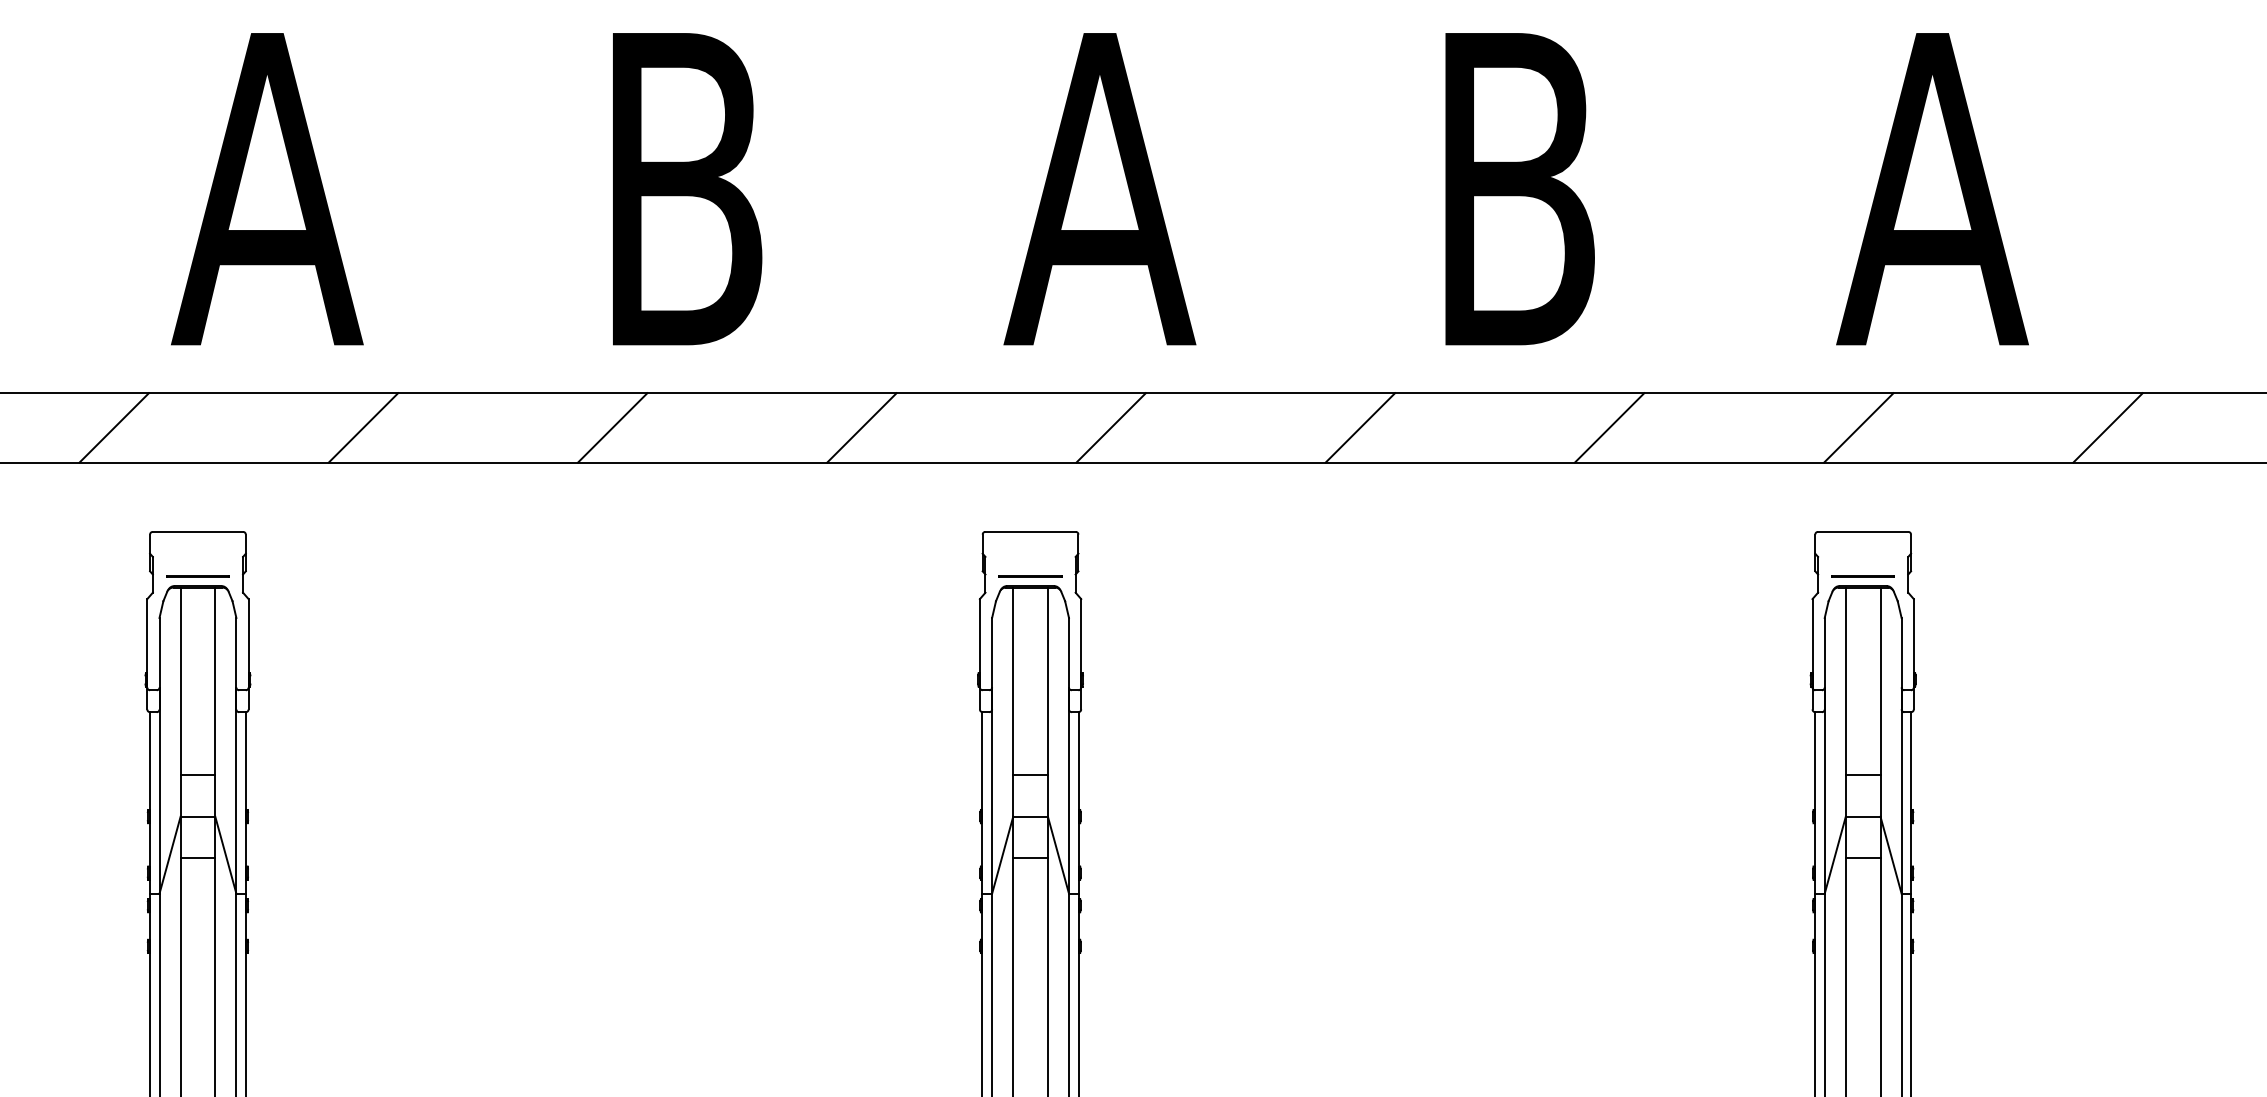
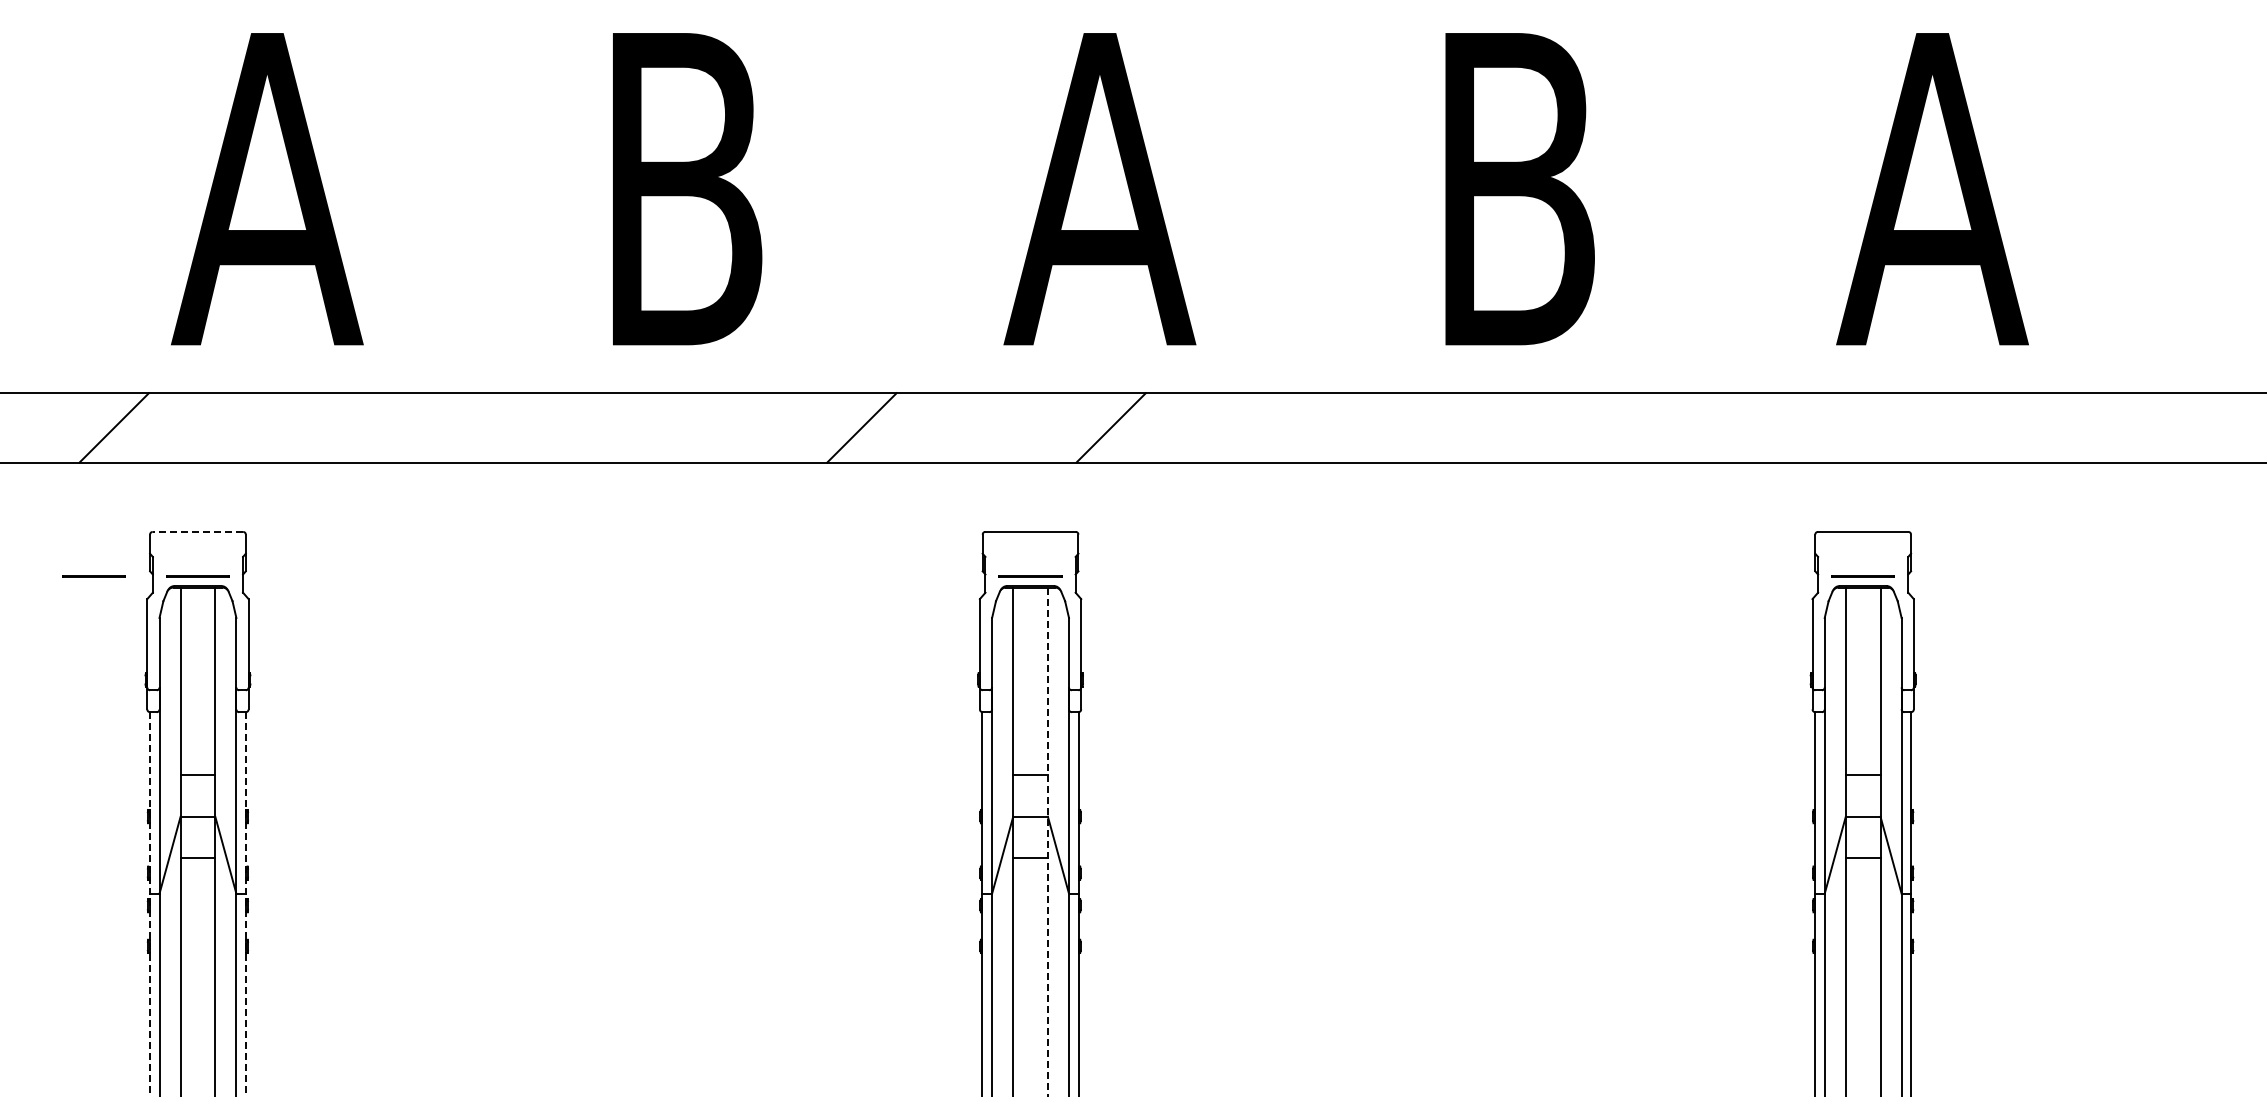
line: present -> none (363, 427)
line: present -> none (612, 427)
line: present -> none (1360, 427)
line: present -> none (1609, 427)
line: present -> none (1858, 427)
line: present -> none (2107, 427)
line: solid -> dashed (197, 531)
line: none -> present (93, 576)
line: solid -> dashed (1047, 842)
line: solid -> dashed (149, 904)
line: solid -> dashed (246, 904)
